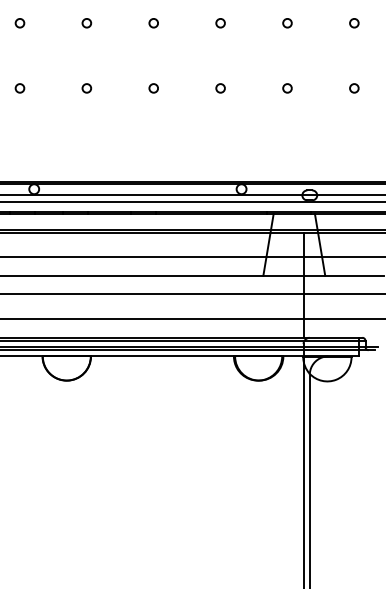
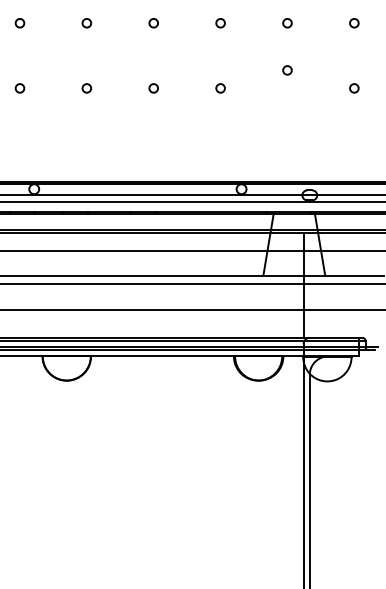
circle position: (287, 88) -> (287, 70) (287, 70)
line position: (192, 257) -> (192, 251) (192, 251)
line position: (192, 294) -> (192, 284) (192, 284)
line position: (192, 319) -> (192, 310) (192, 310)
